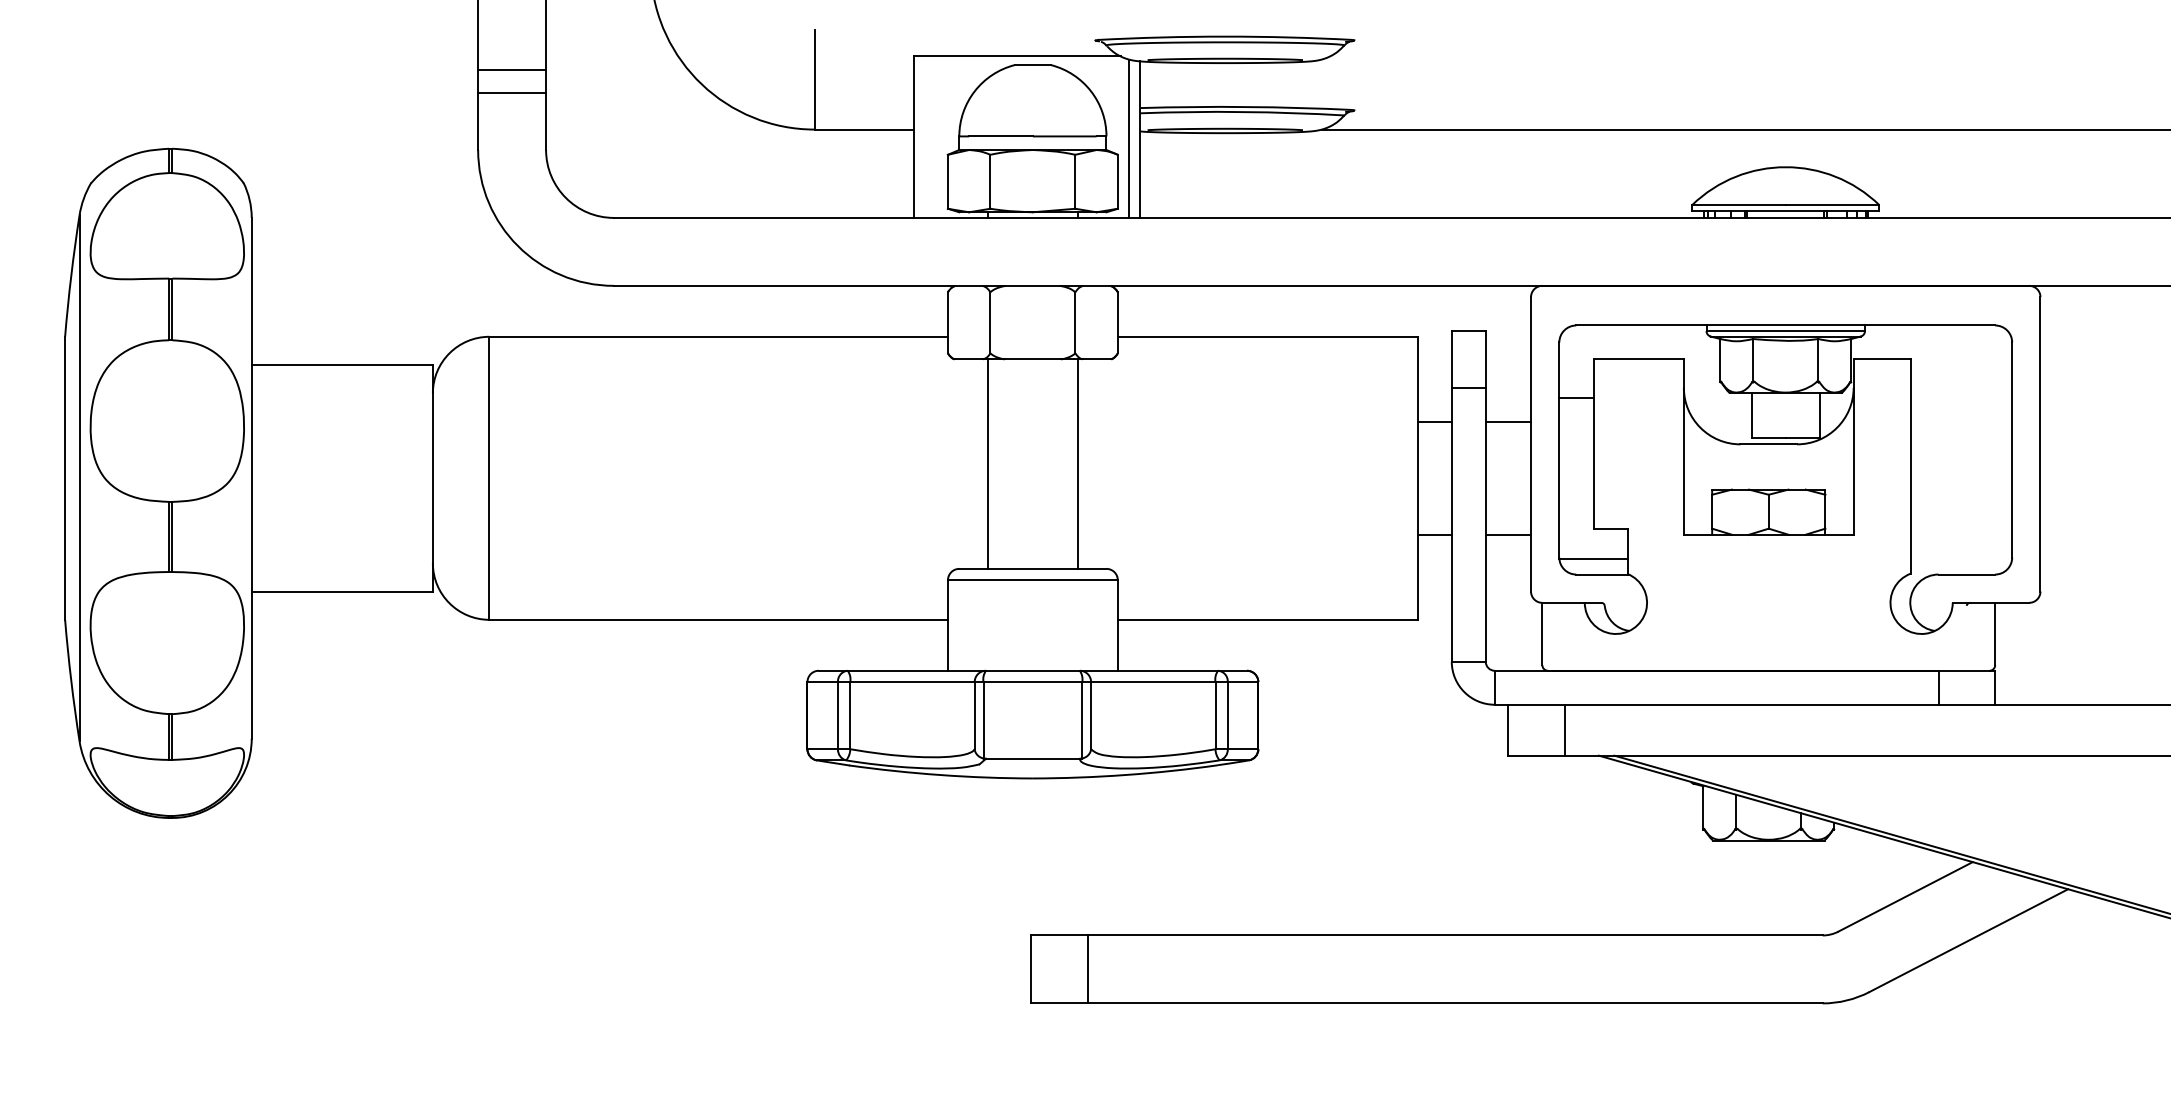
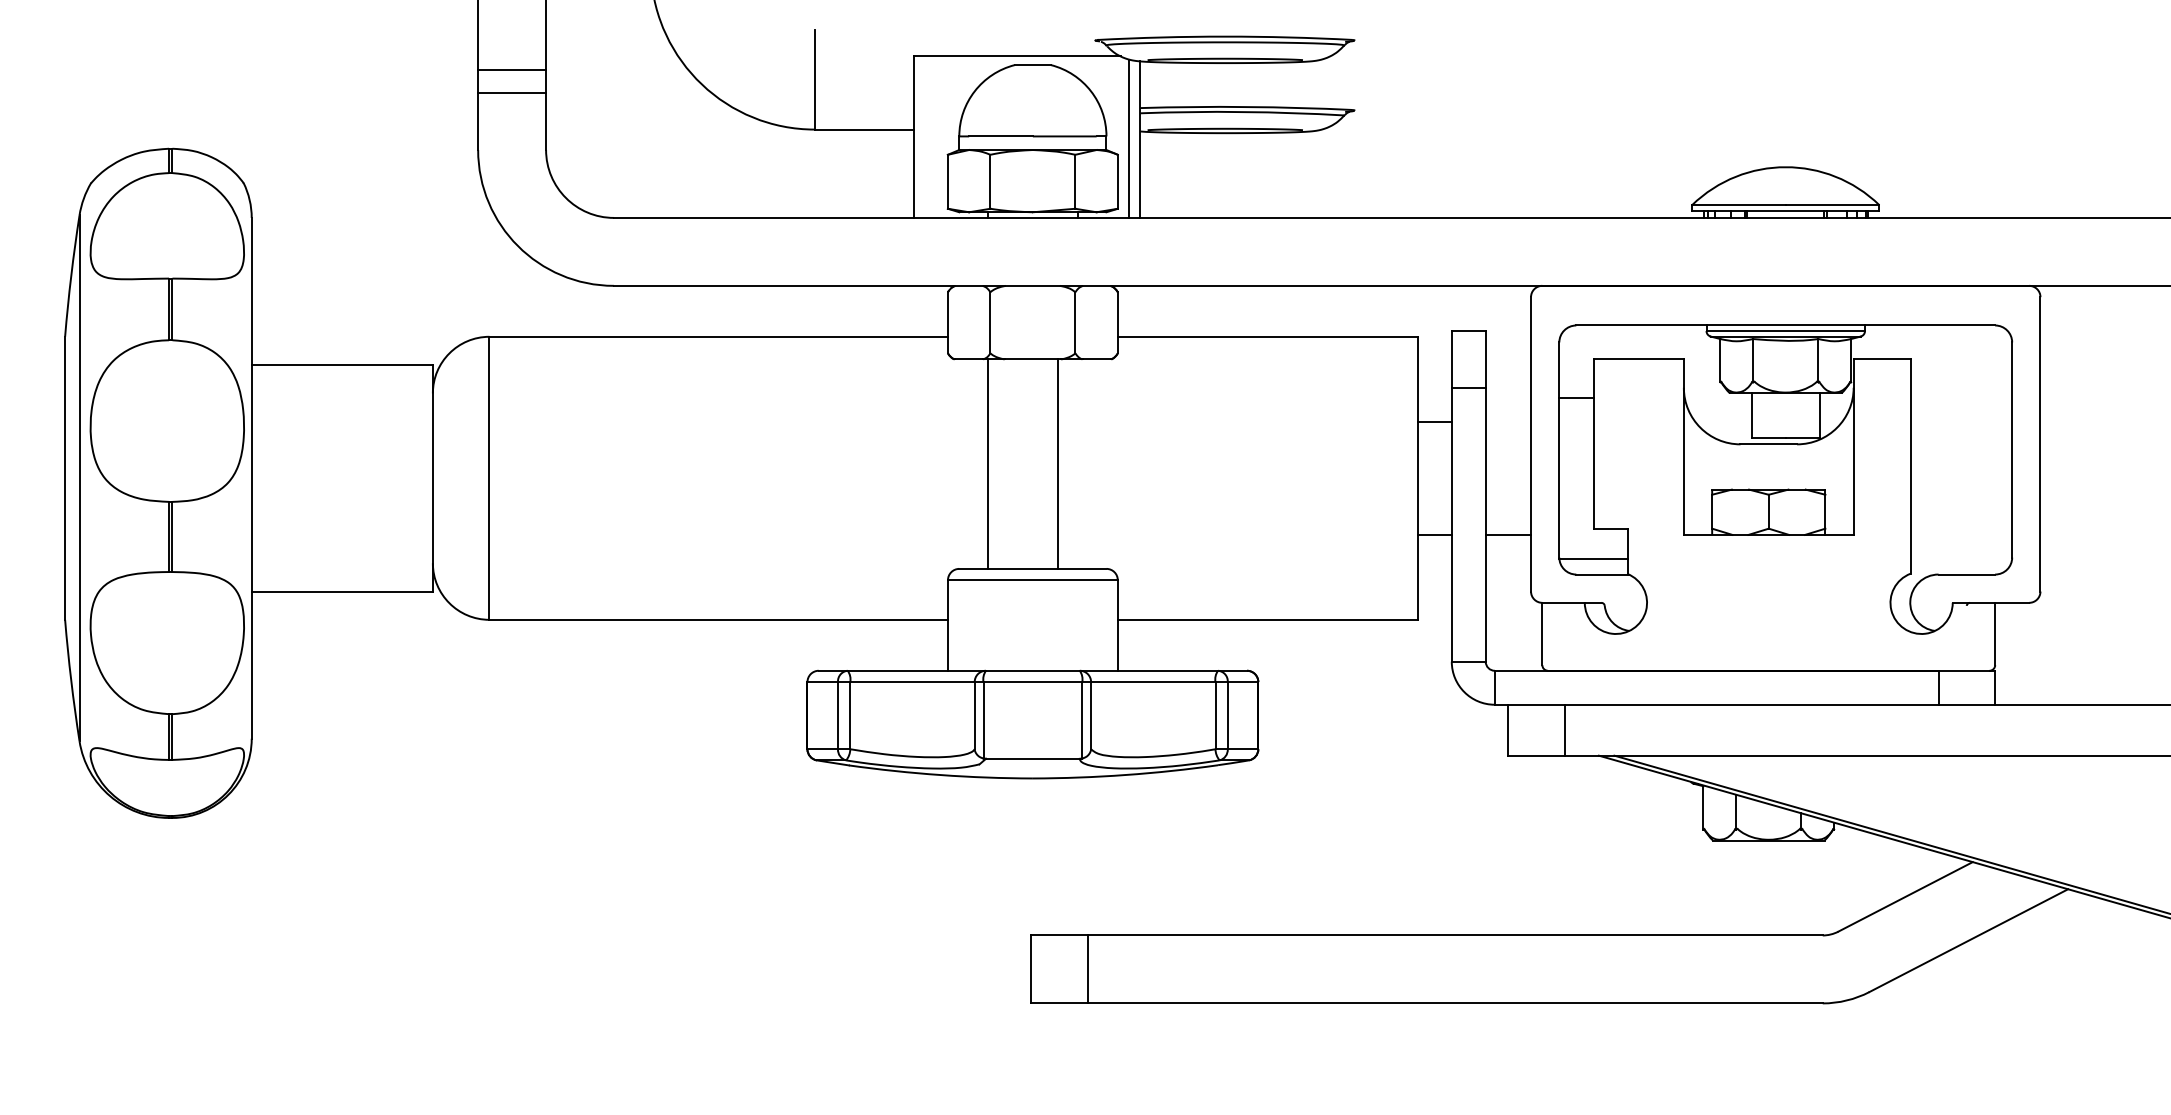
line: present -> none (1744, 129)
line: present -> none (1508, 421)
line position: (1078, 463) -> (1058, 463) (1058, 463)
